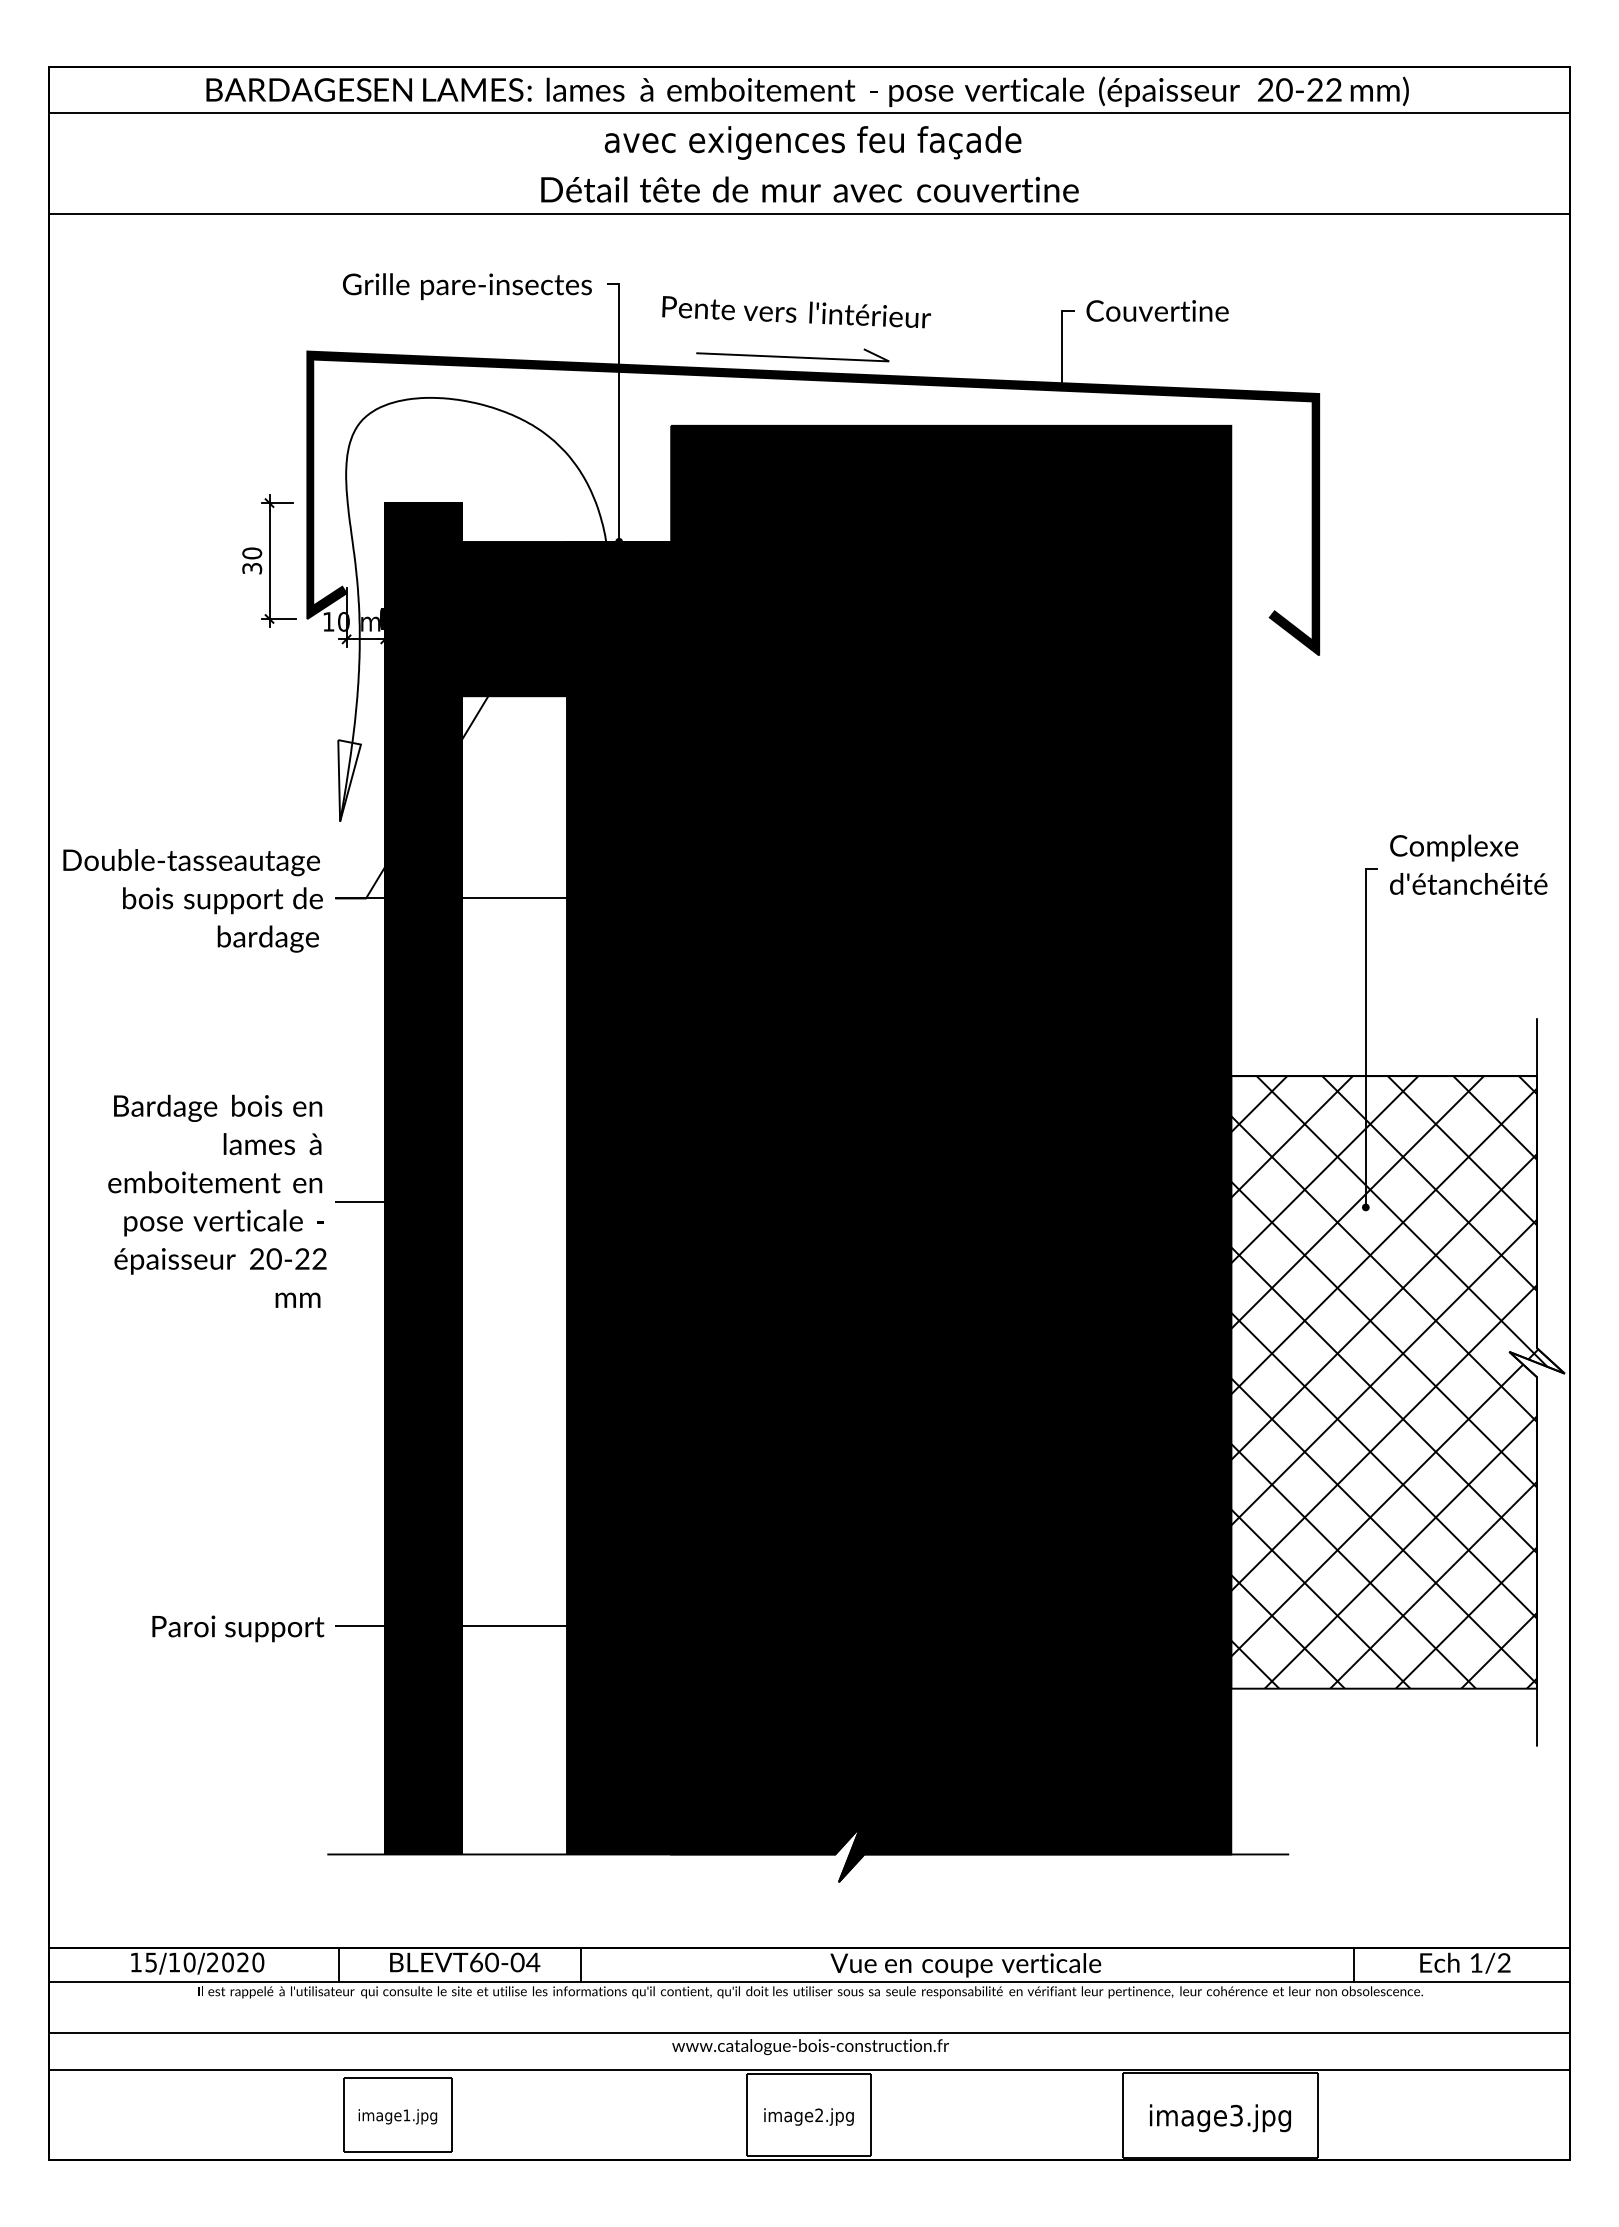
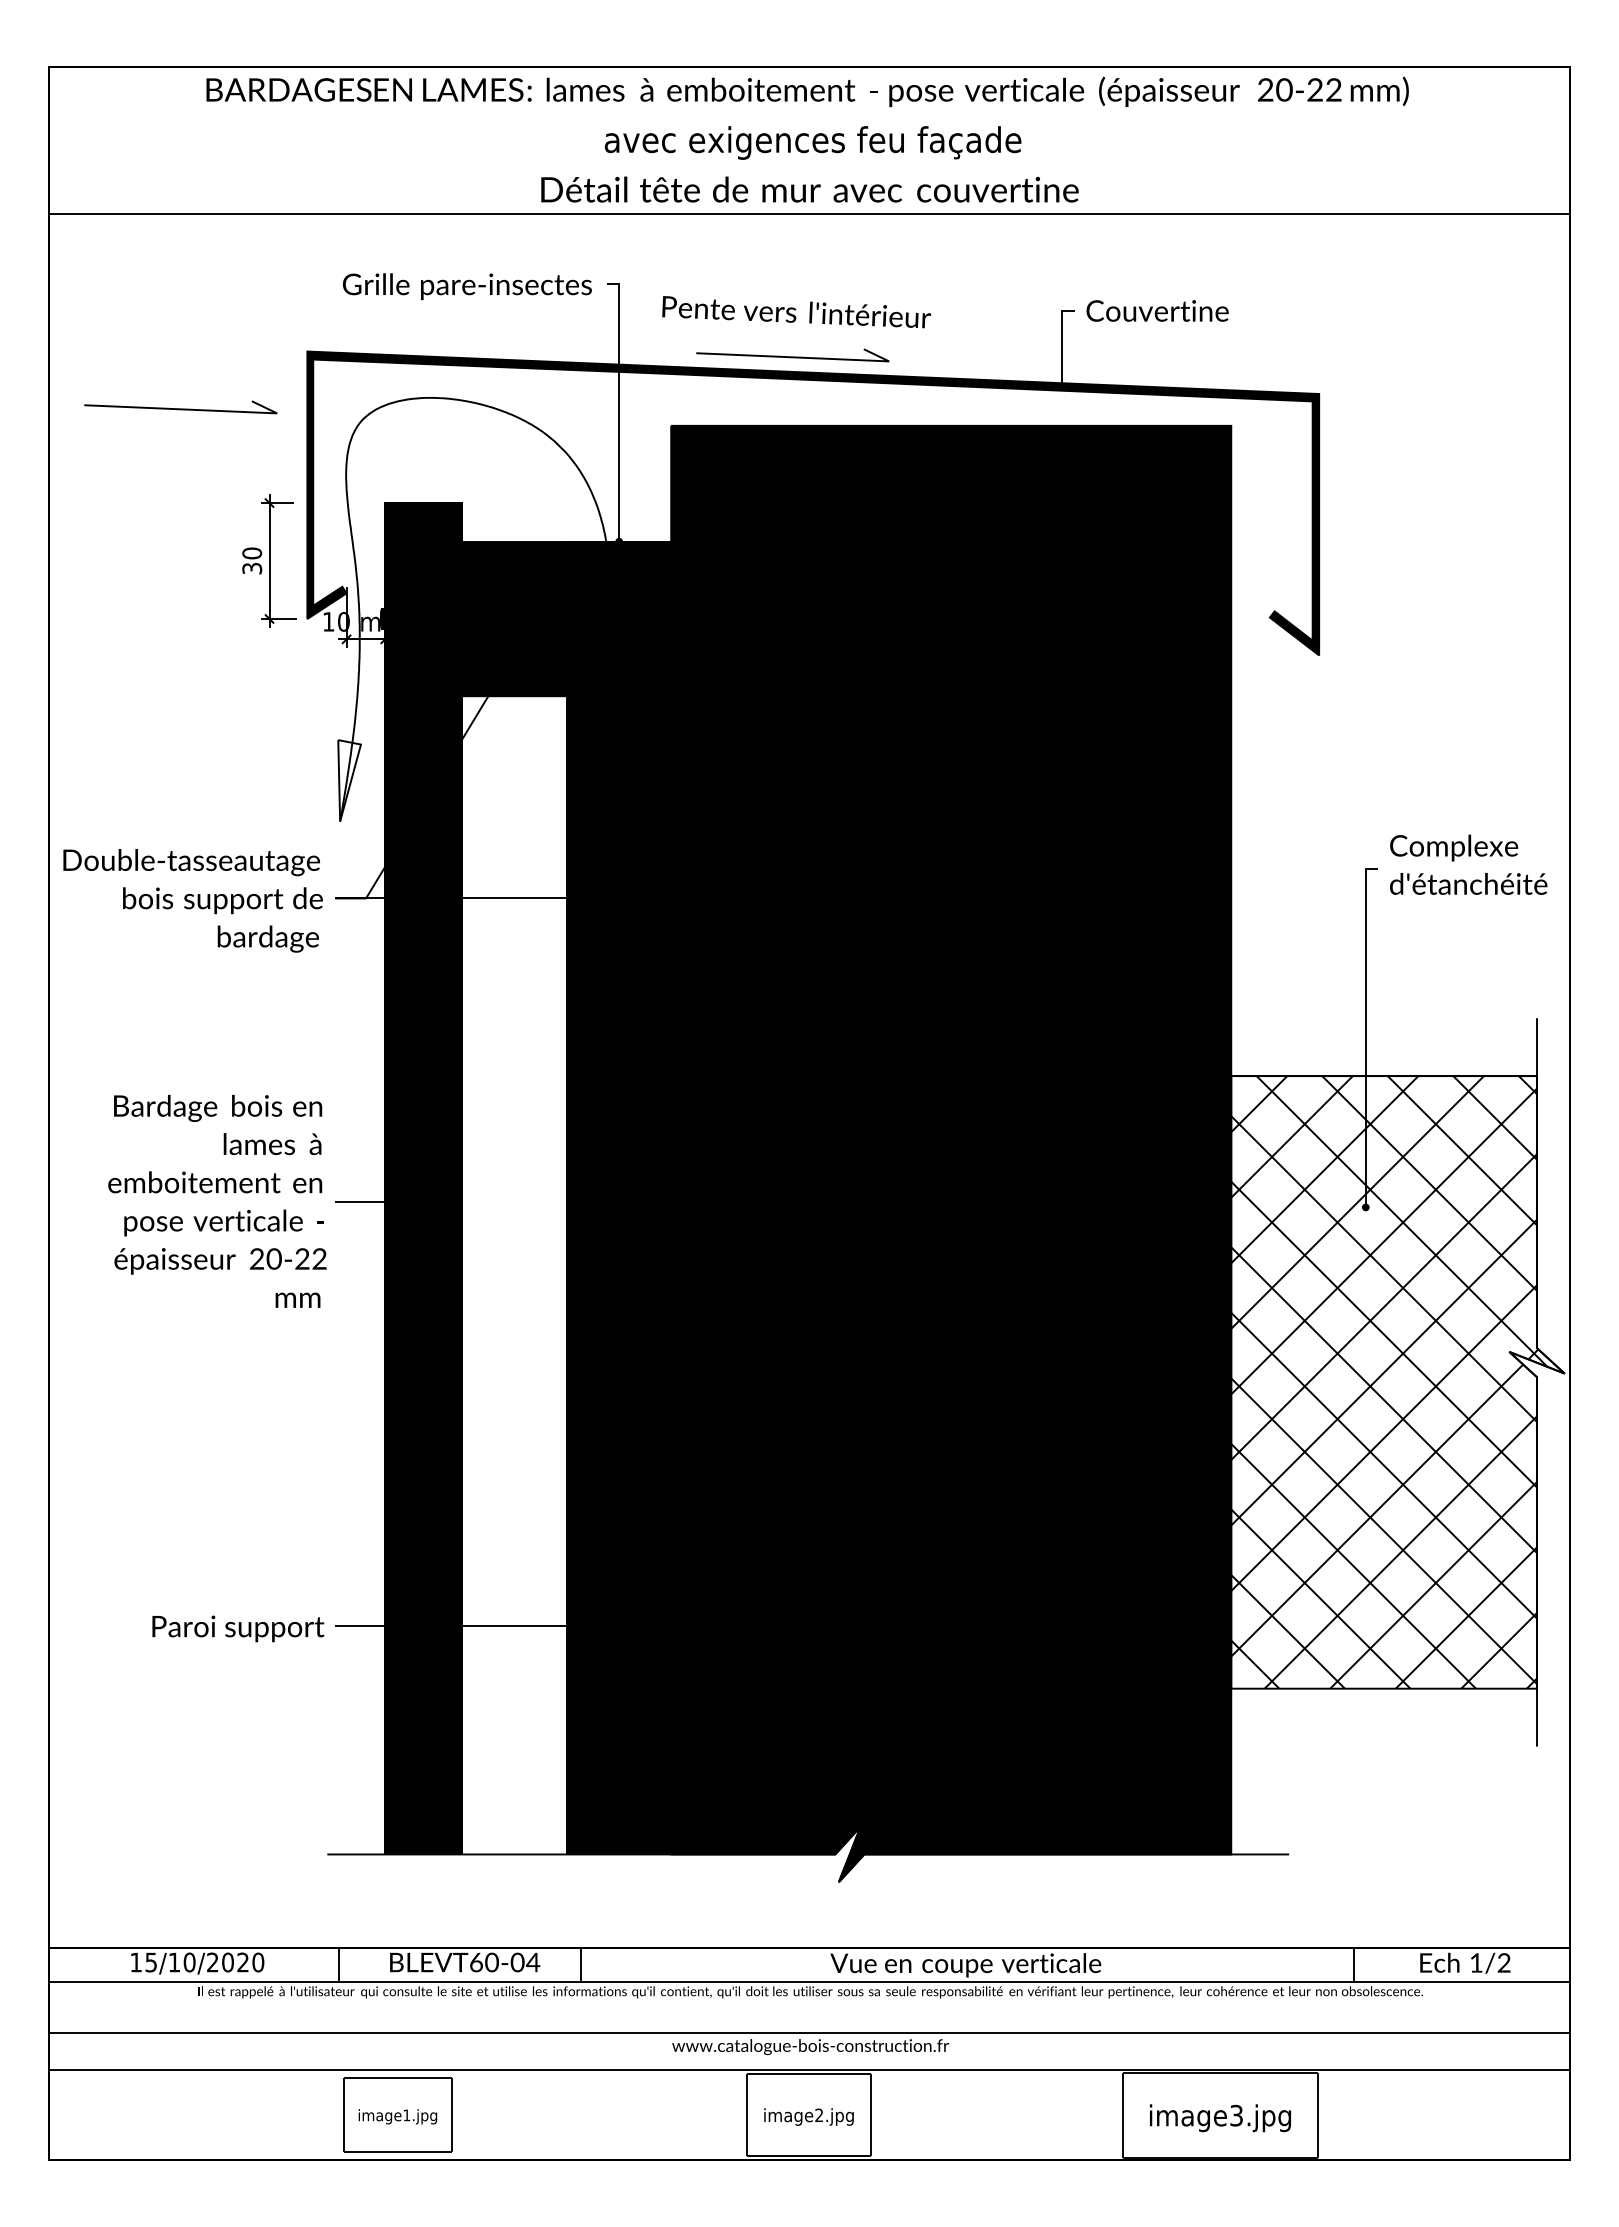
line: present -> none (809, 113)
line: none -> present (180, 408)
